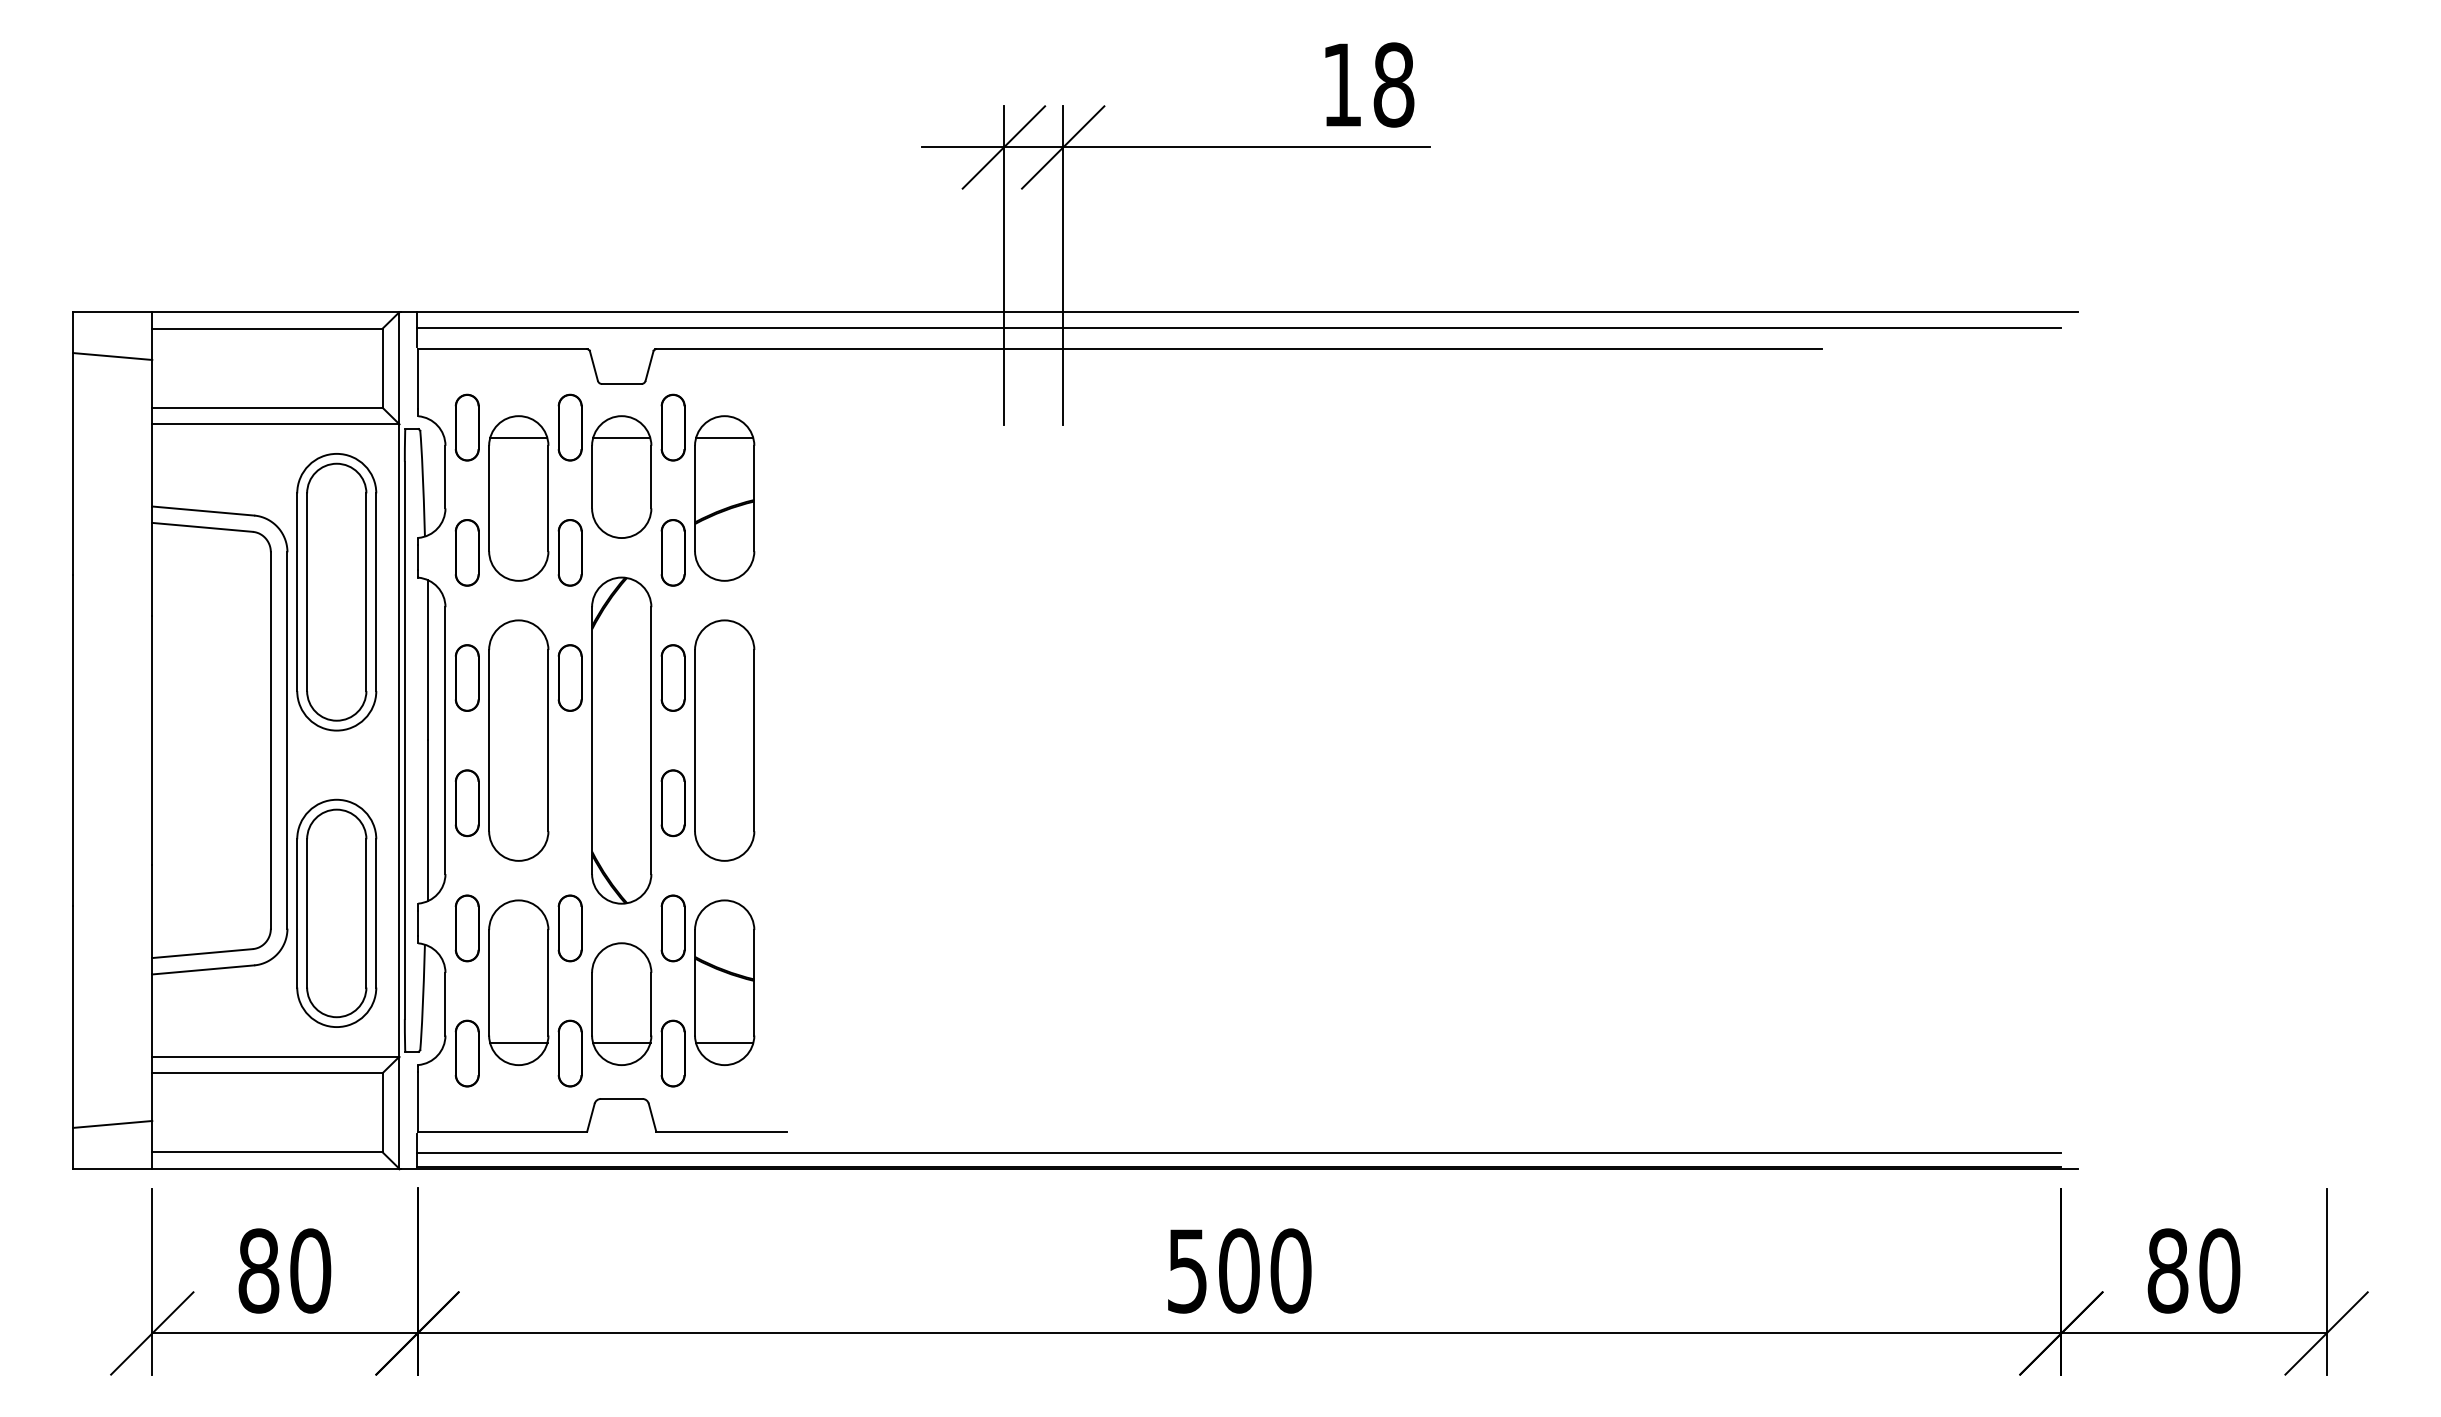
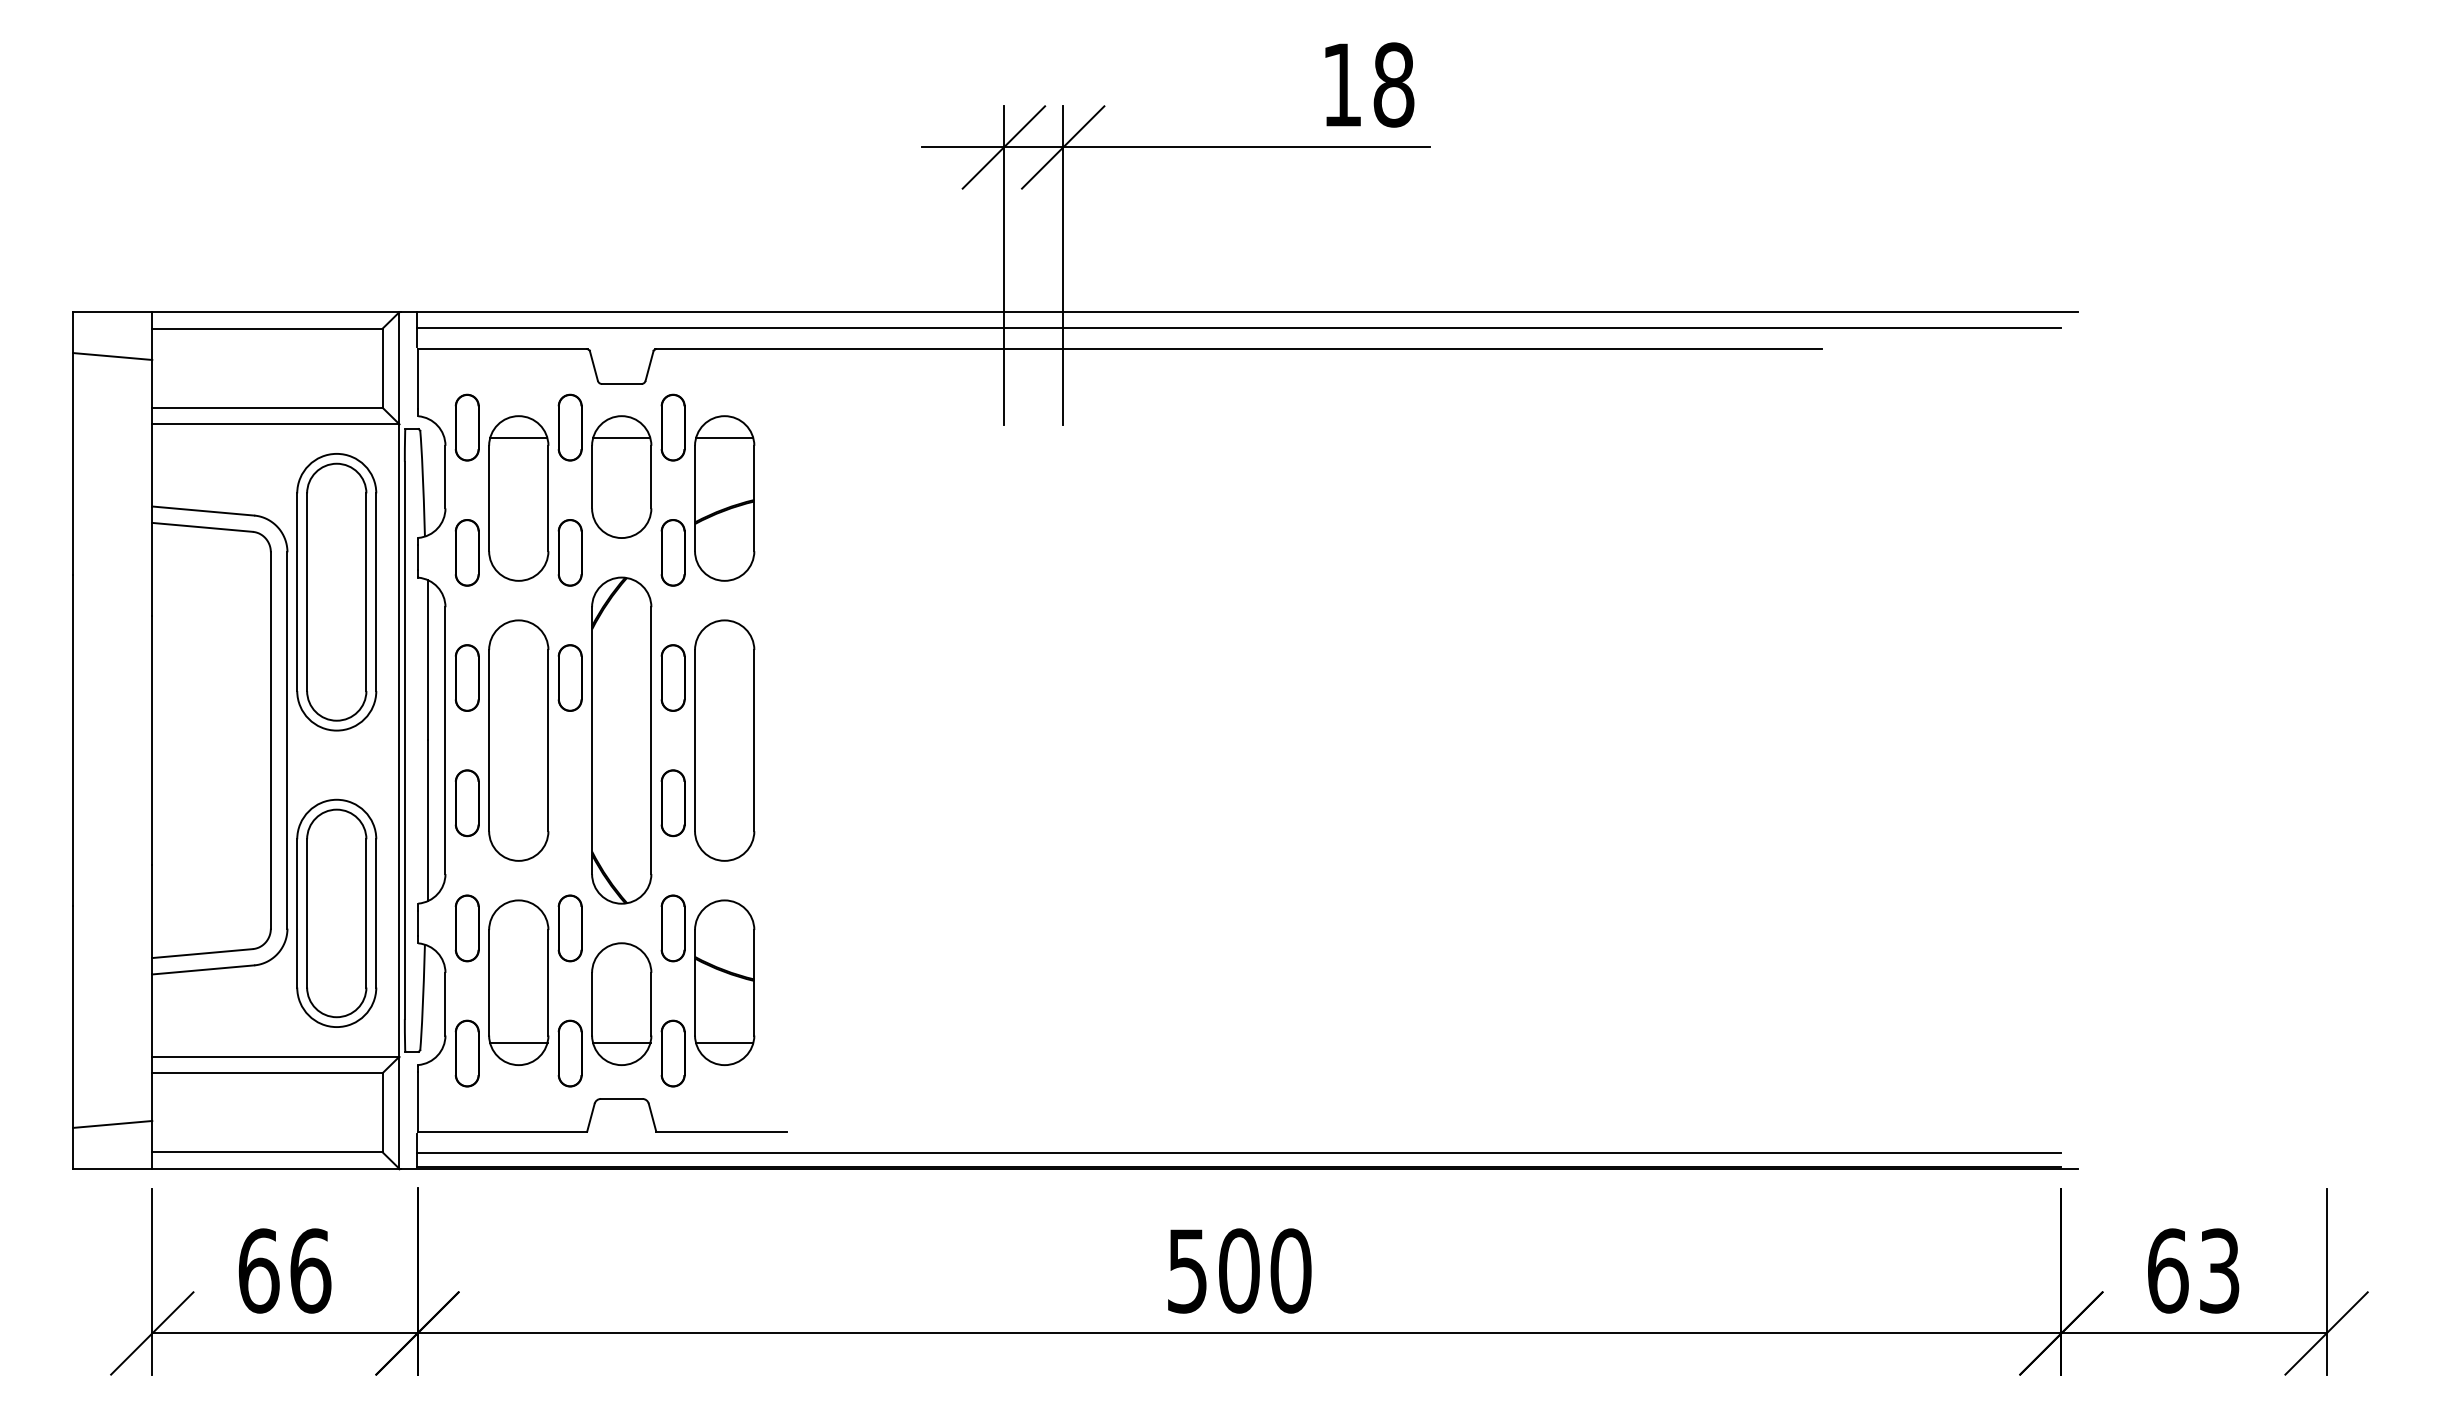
text: 80 -> 66 (284, 1270)
text: 80 -> 63 (2193, 1270)
